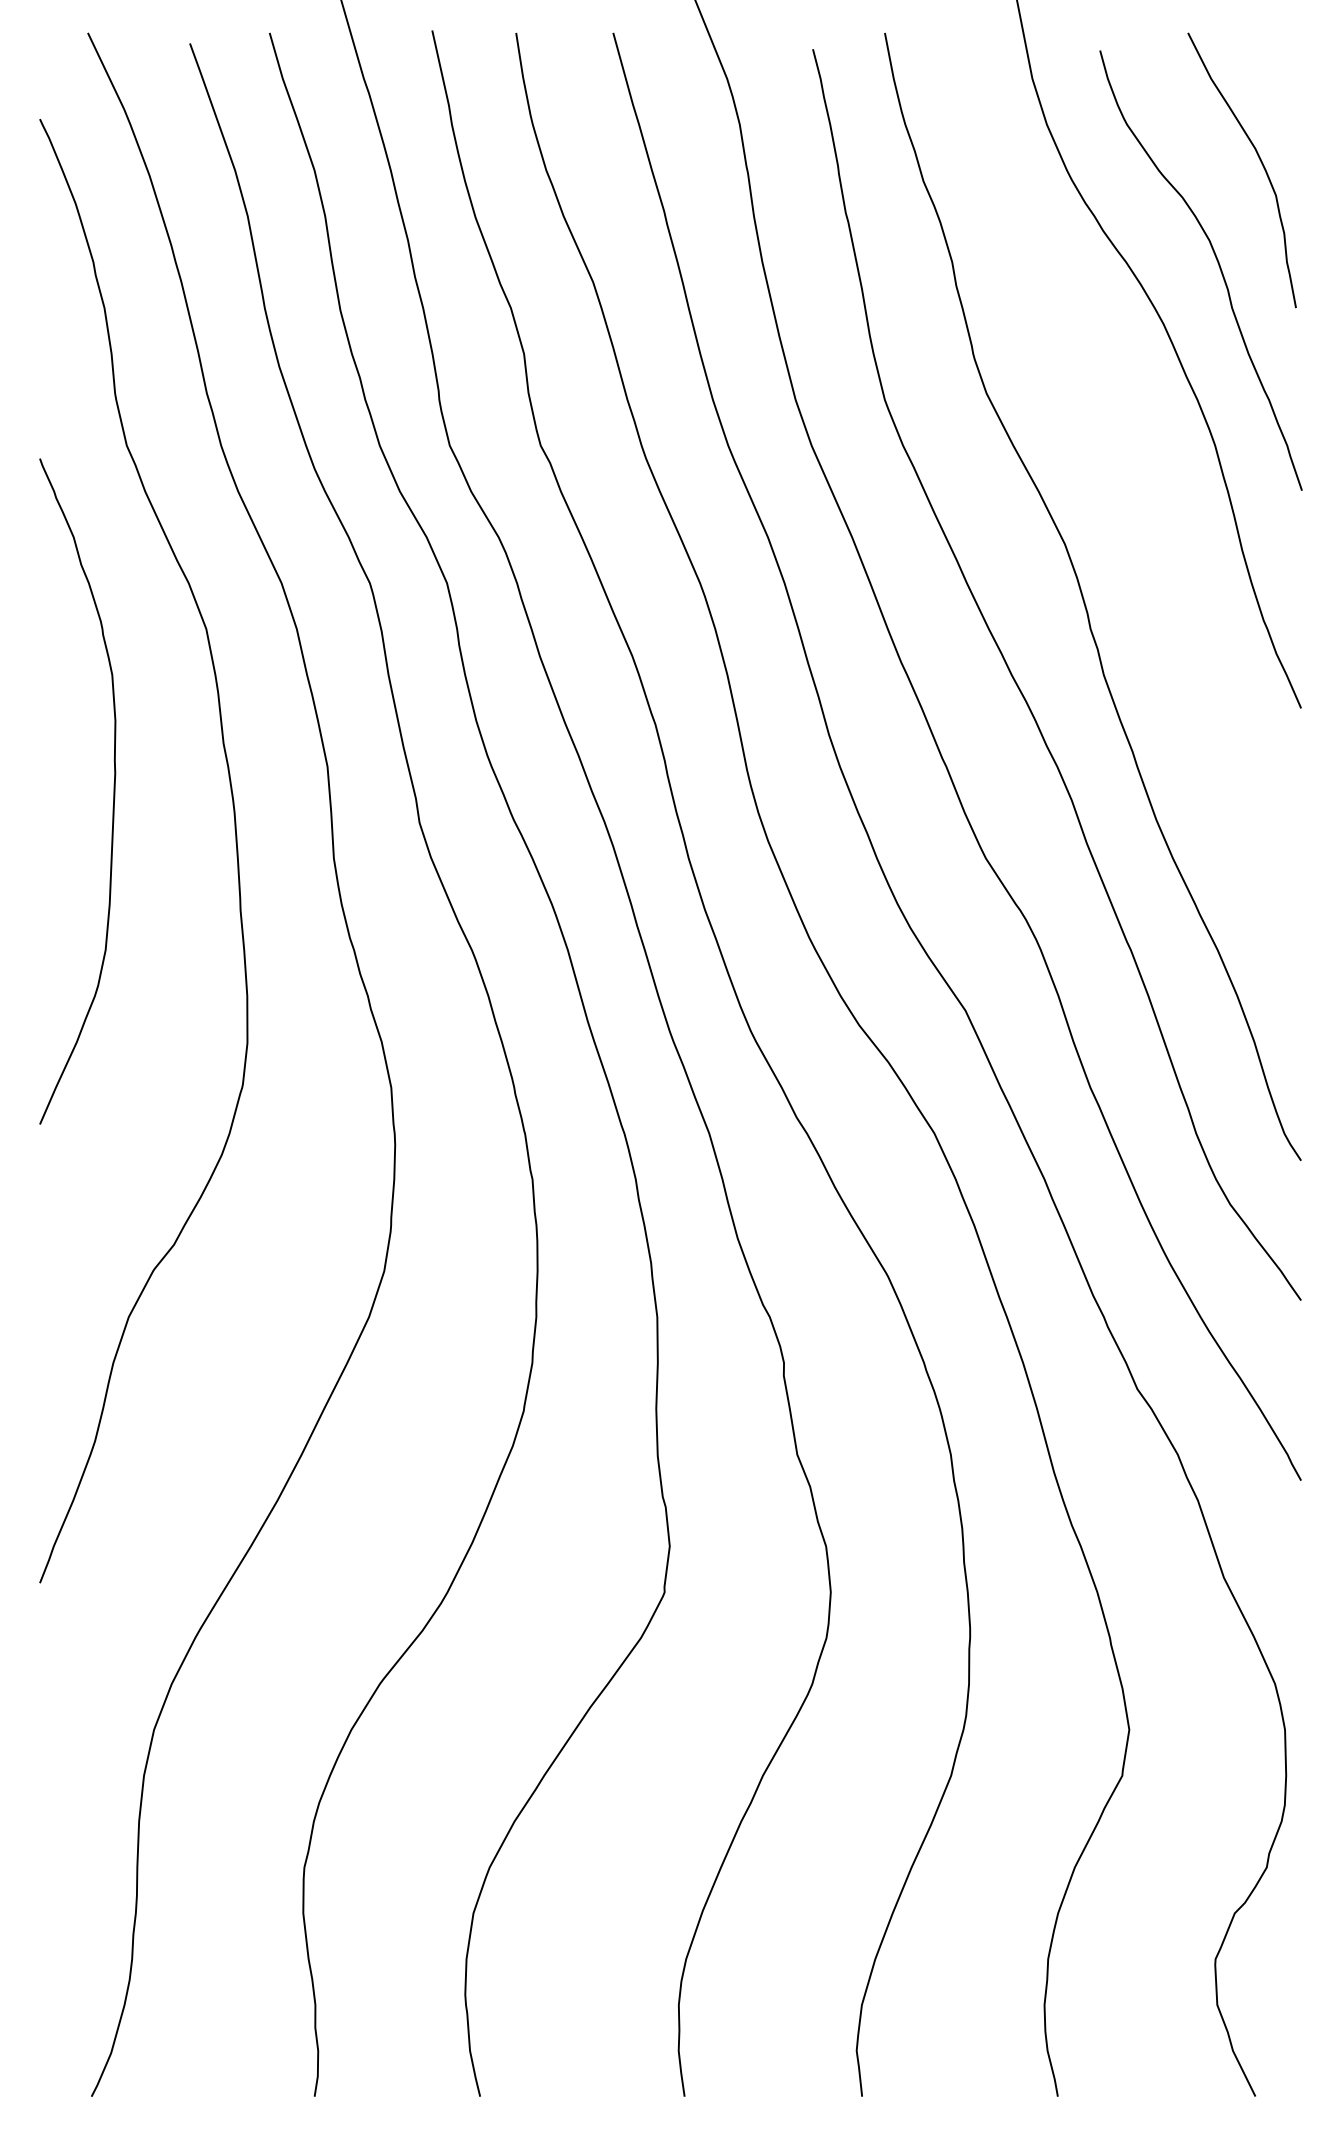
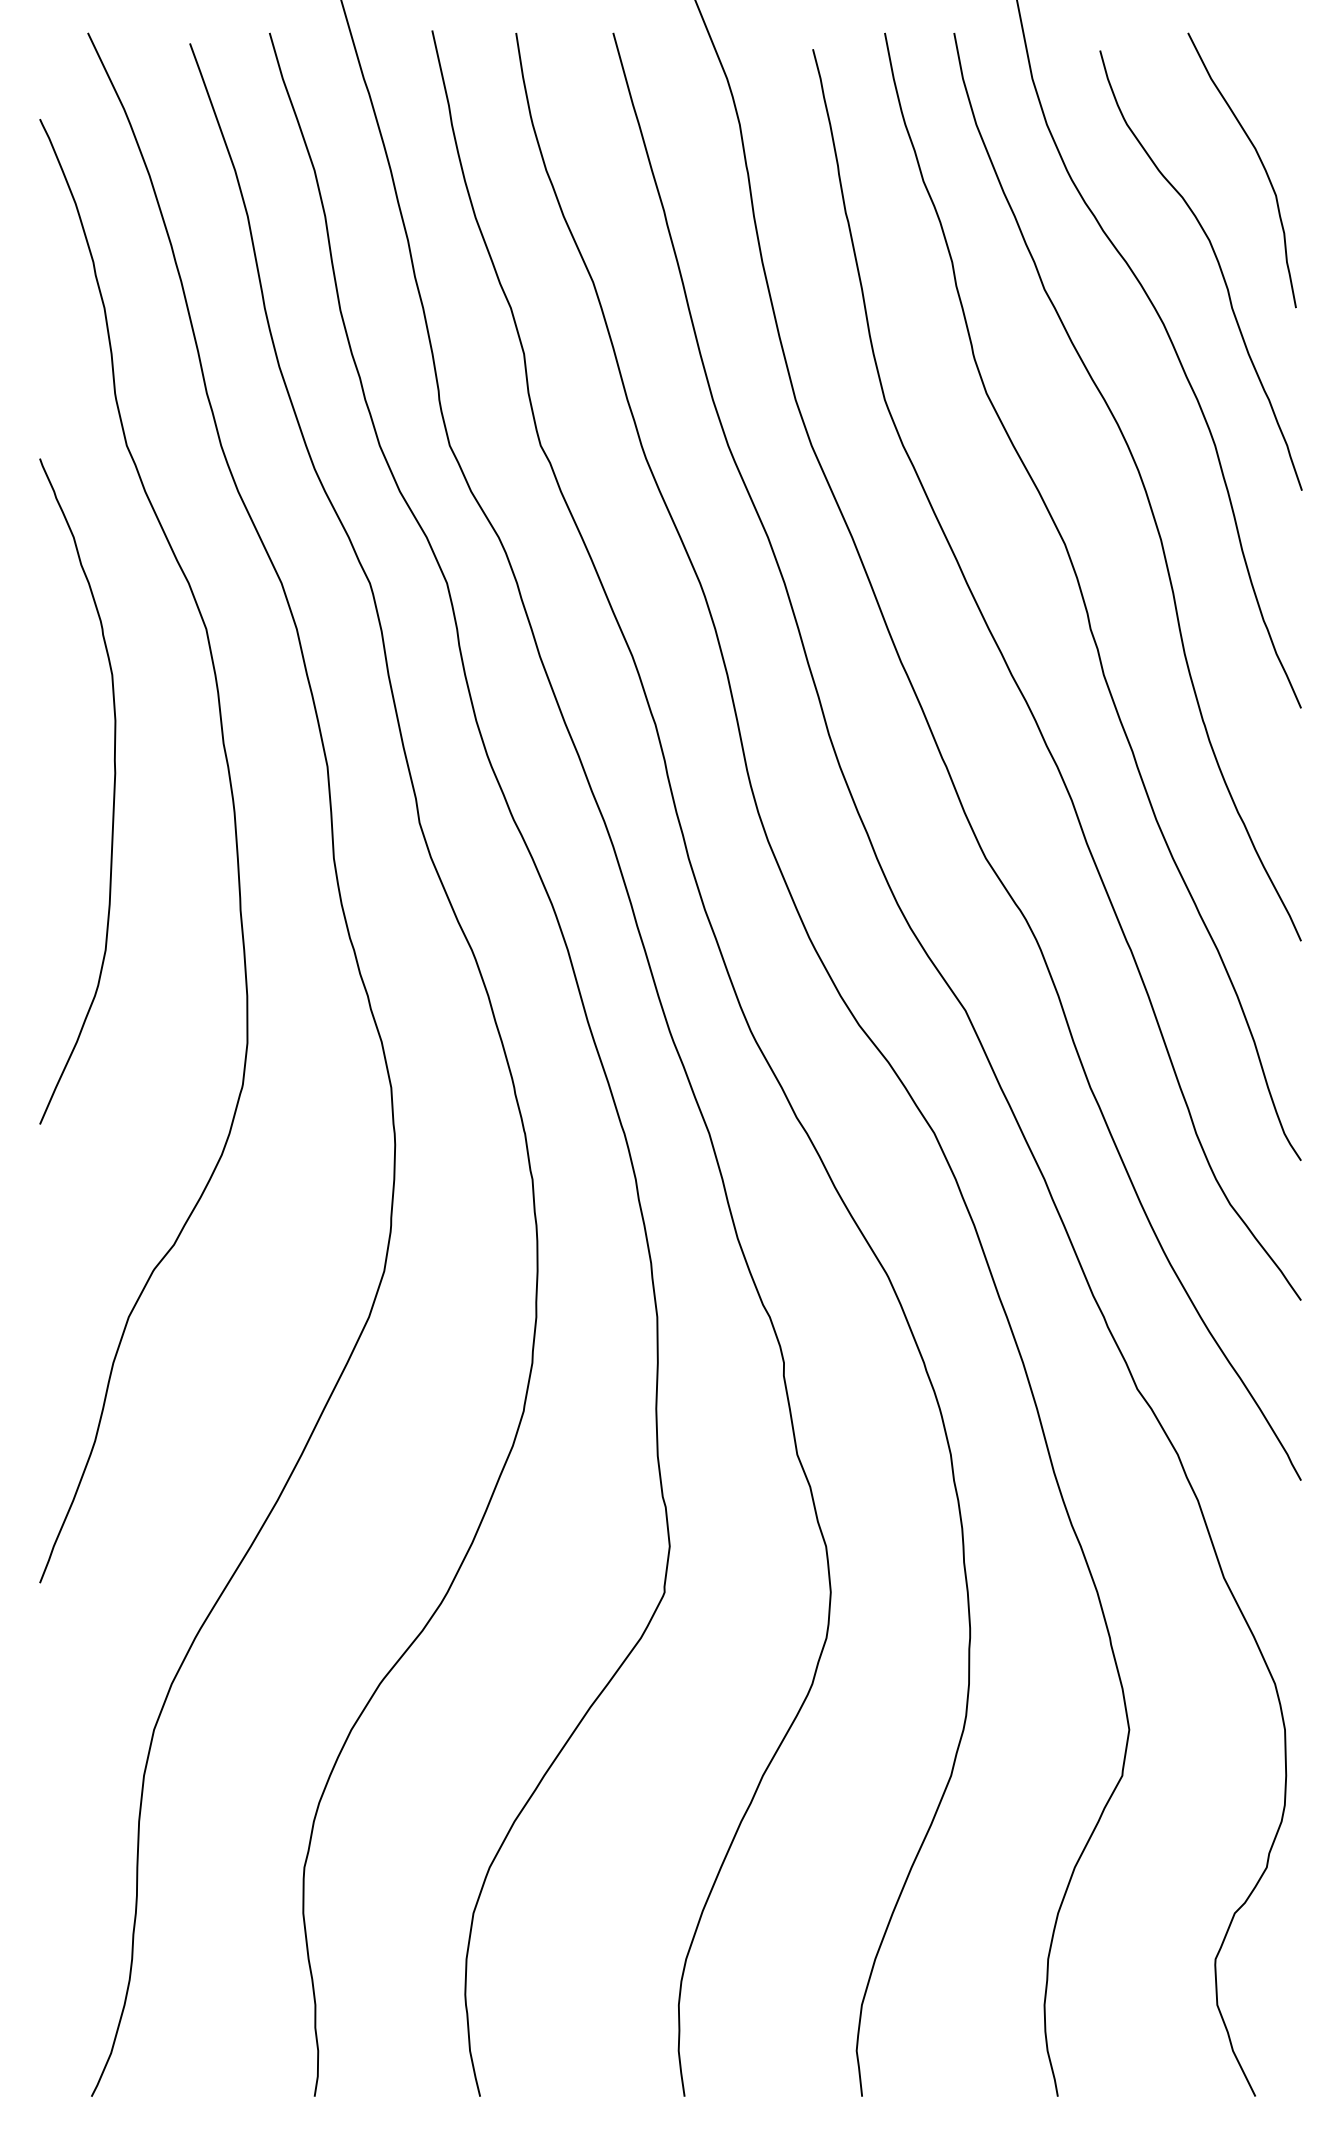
curve: none -> present (1141, 482)
